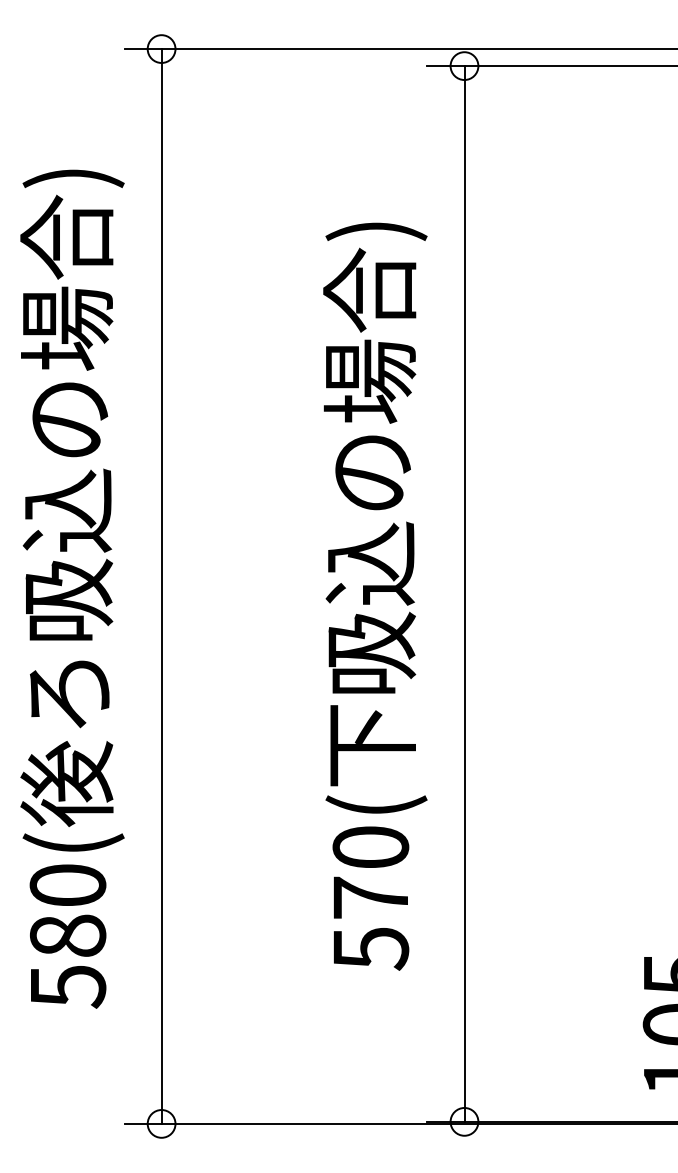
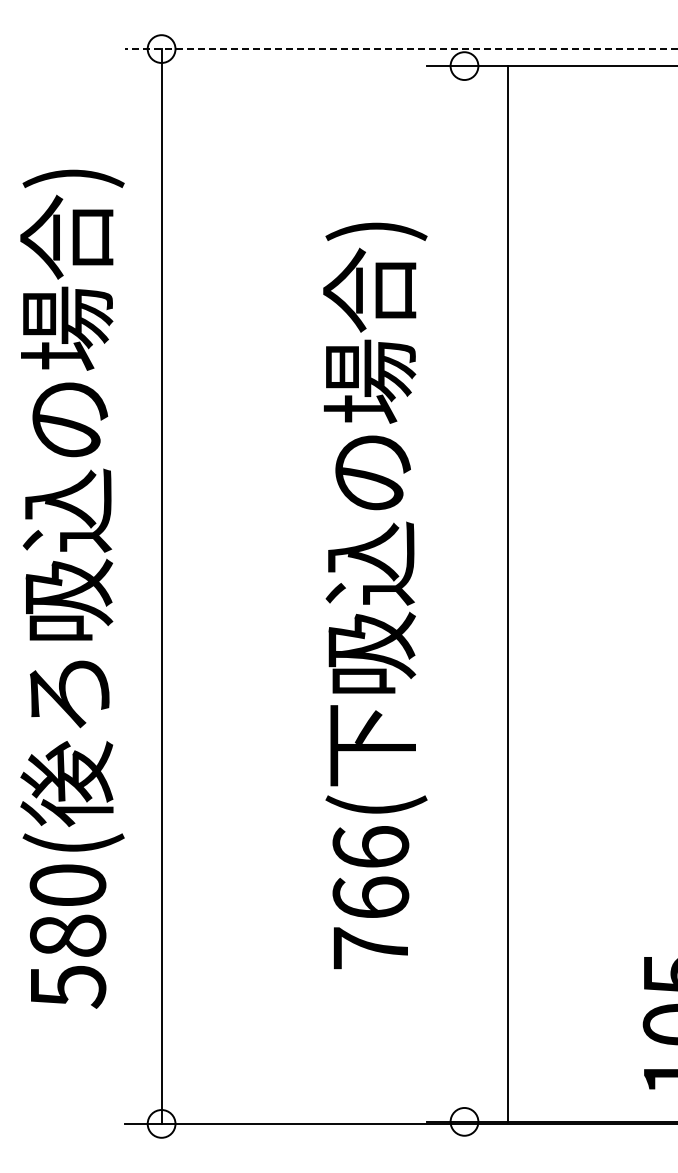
line: solid -> dashed (400, 49)
line position: (464, 593) -> (507, 593) (507, 593)
text: 570( -> 766( (370, 898)
